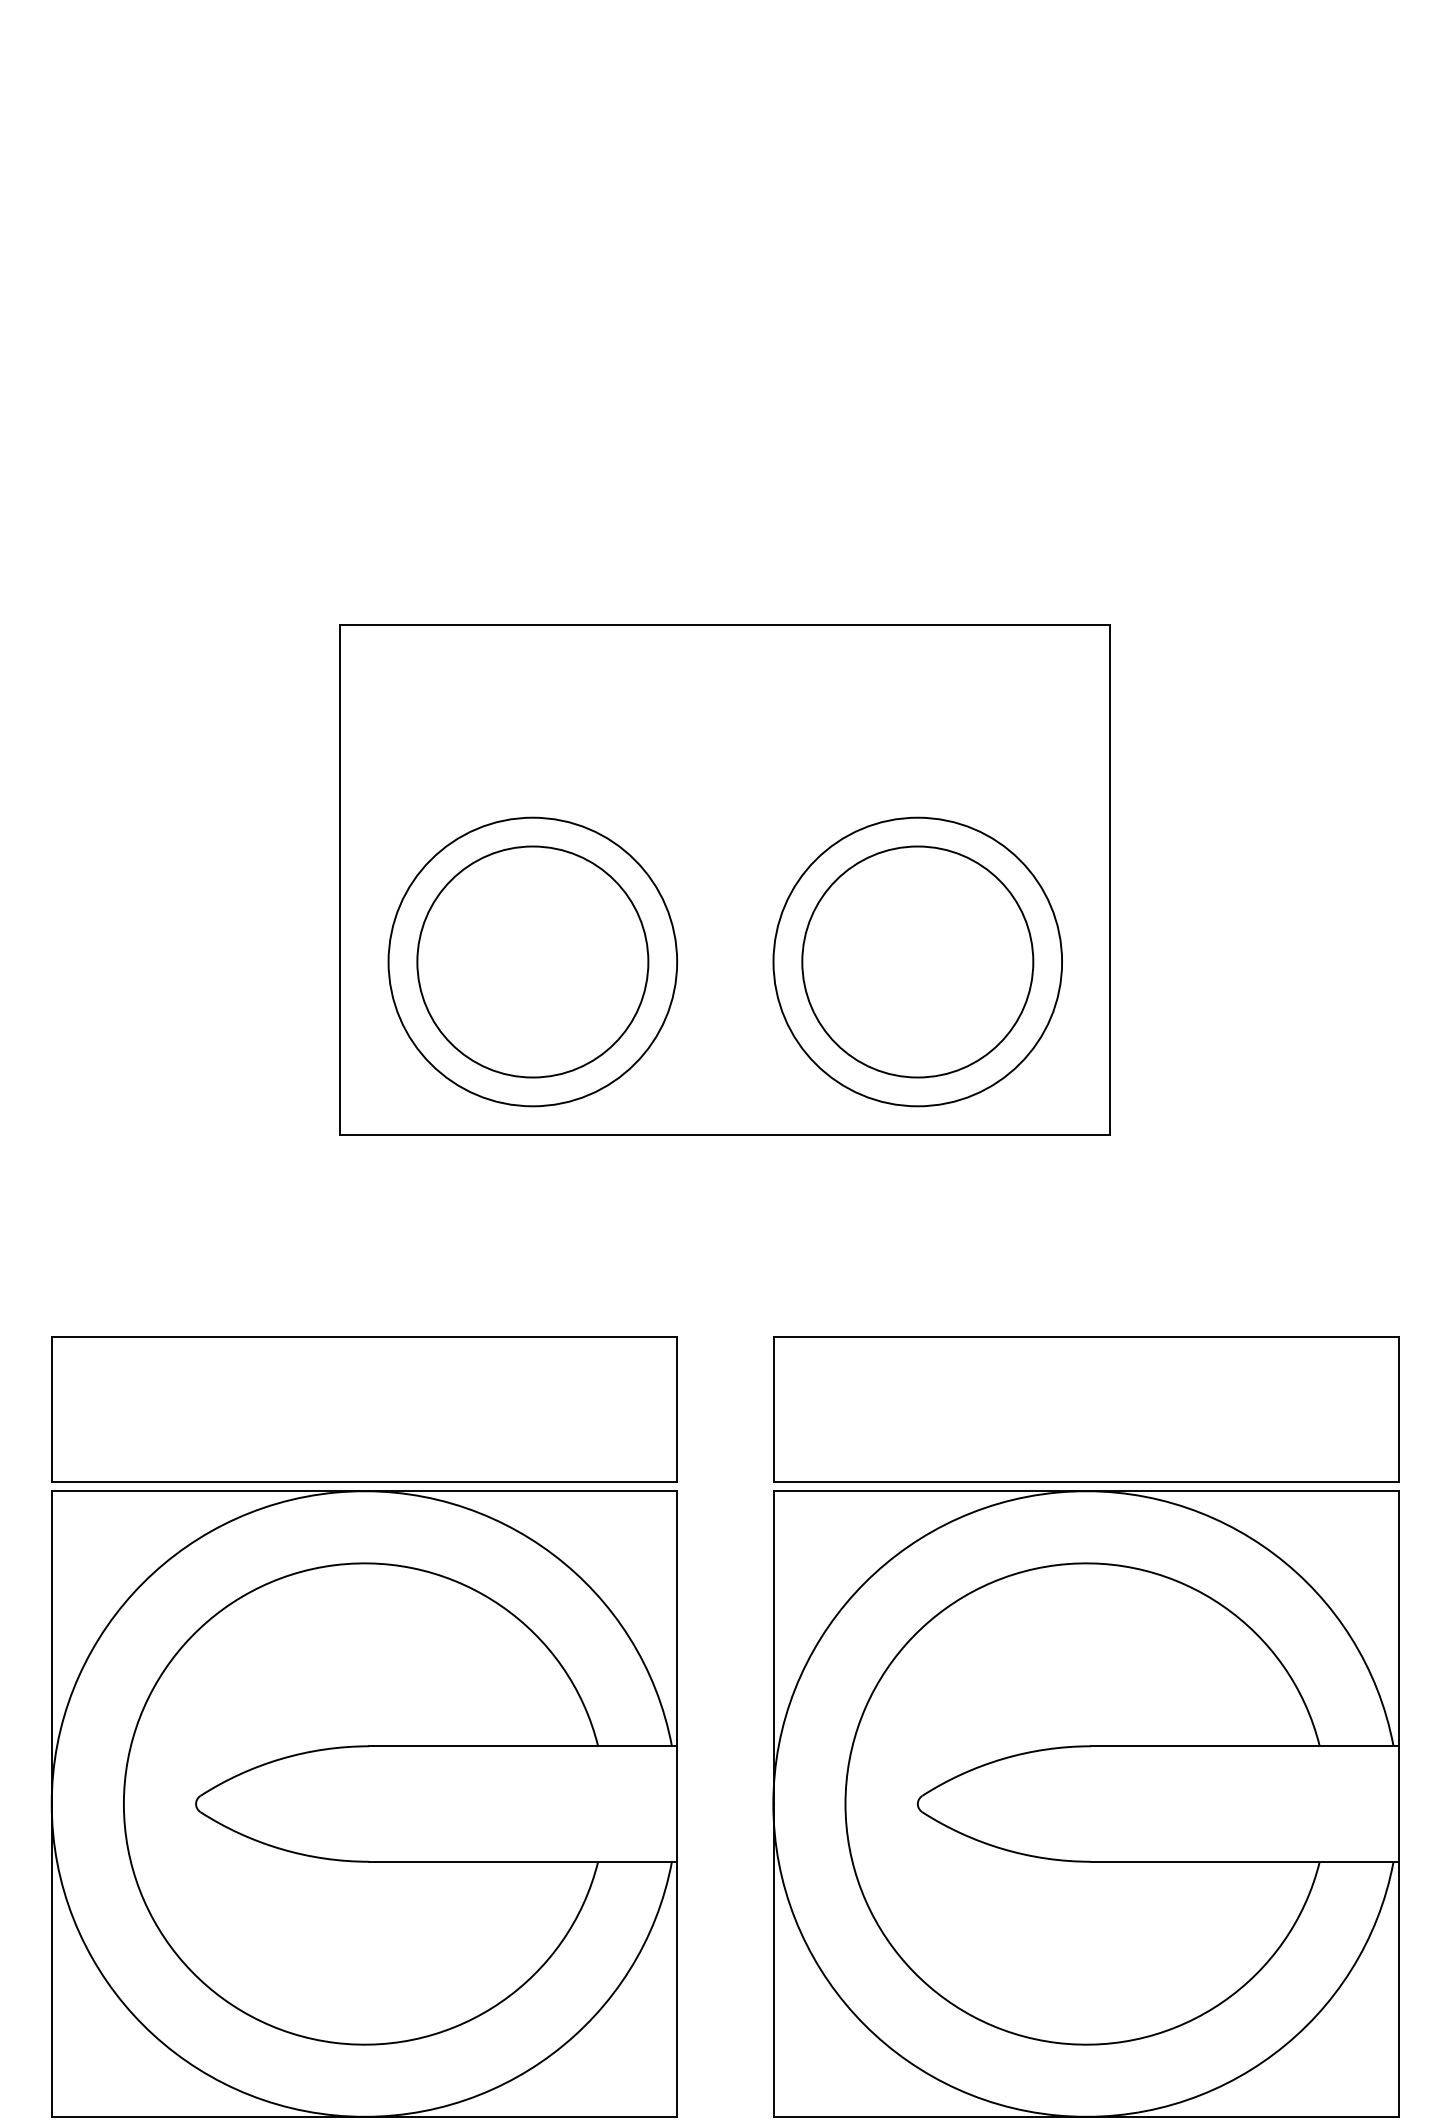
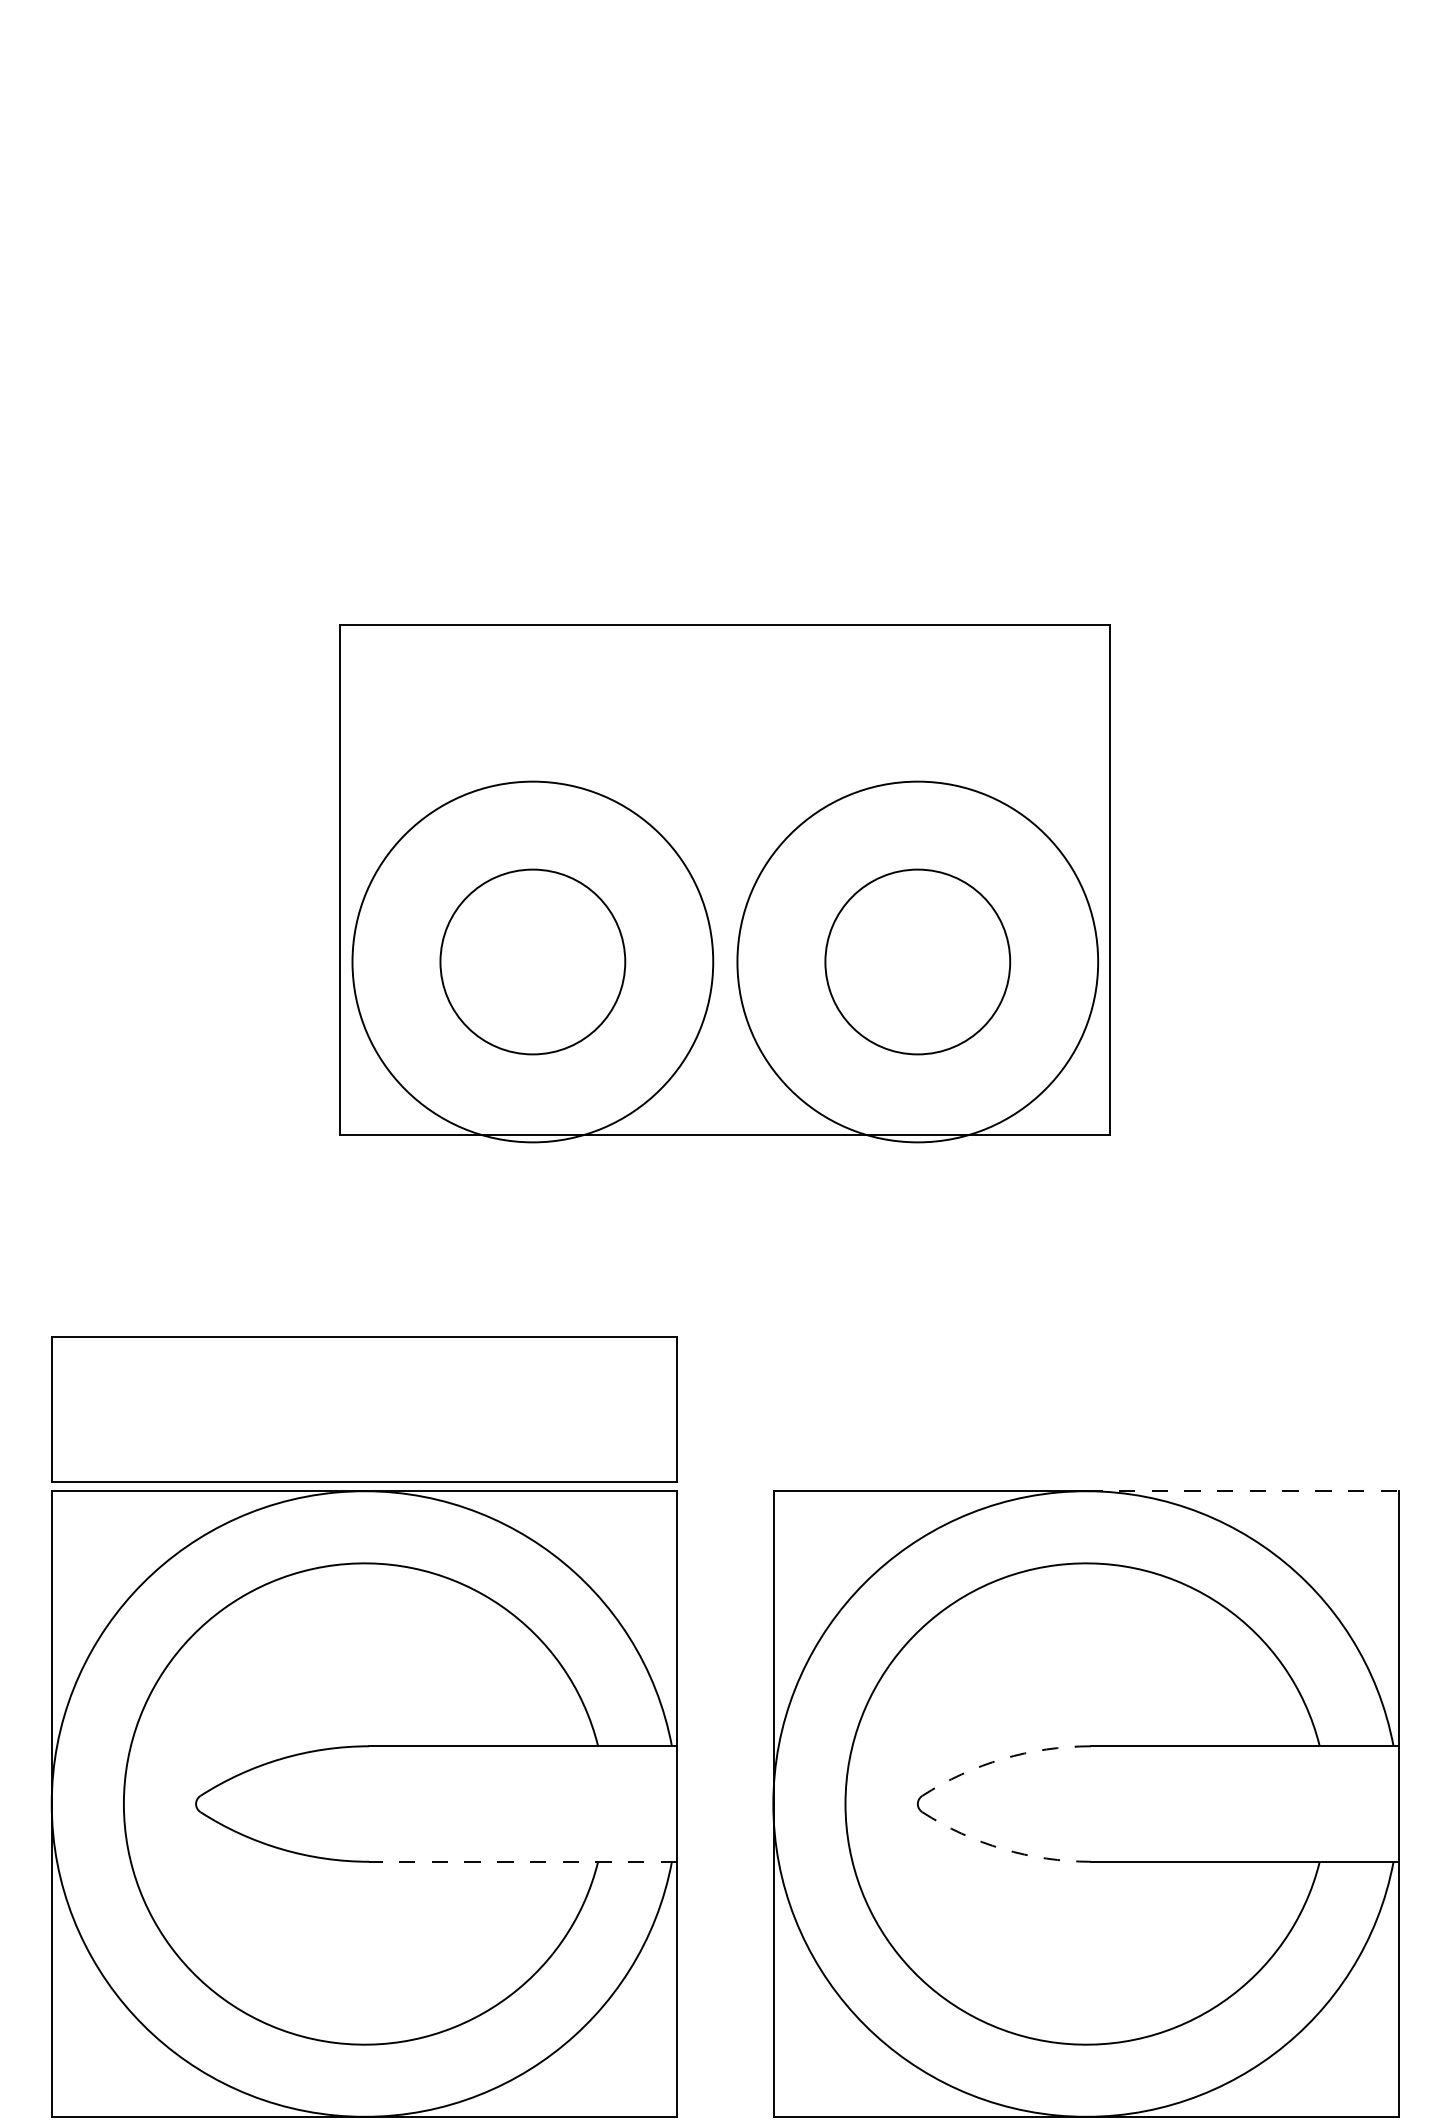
circle diameter: 231 px -> 185 px (532, 961)
circle diameter: 289 px -> 361 px (532, 961)
circle diameter: 231 px -> 185 px (917, 961)
circle diameter: 289 px -> 361 px (917, 961)
part: present -> none (1086, 1409)
line: solid -> dashed (1243, 1491)
arc: solid -> dashed (1003, 1758)
arc: solid -> dashed (1003, 1849)
line: solid -> dashed (523, 1861)
